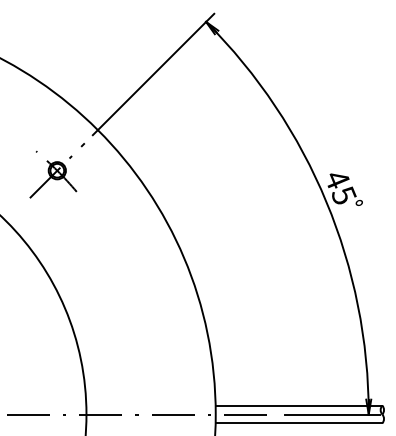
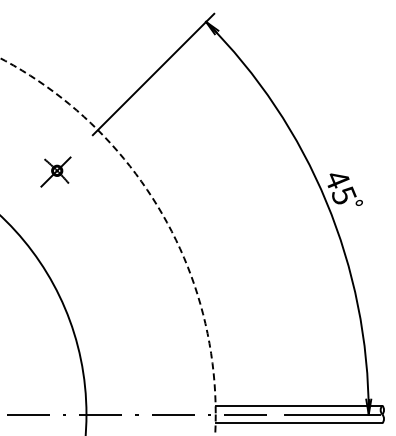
part size: 56x56 px -> 32x32 px (55, 171)
circle: solid -> dashed (107, 246)
